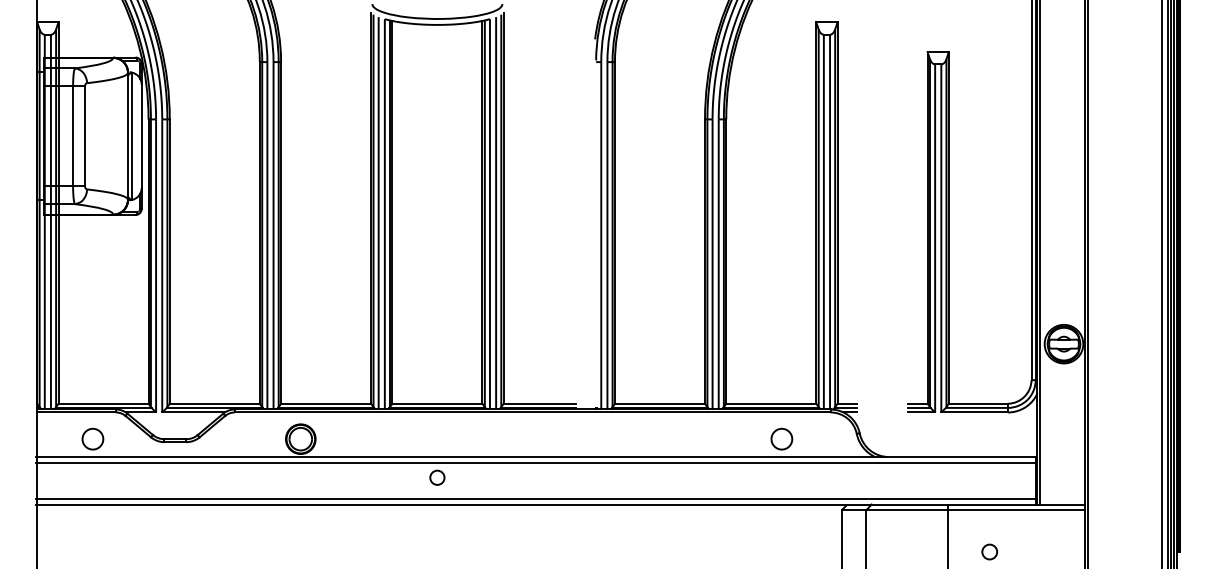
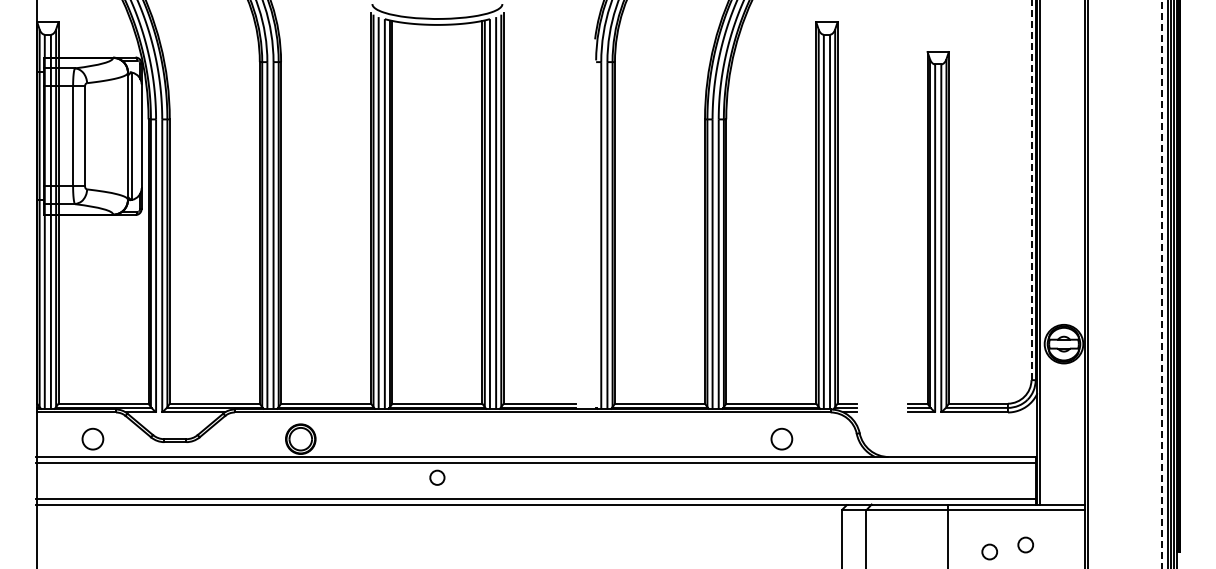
line: solid -> dashed (1031, 190)
line: solid -> dashed (1161, 284)
circle: none -> present (1025, 544)
